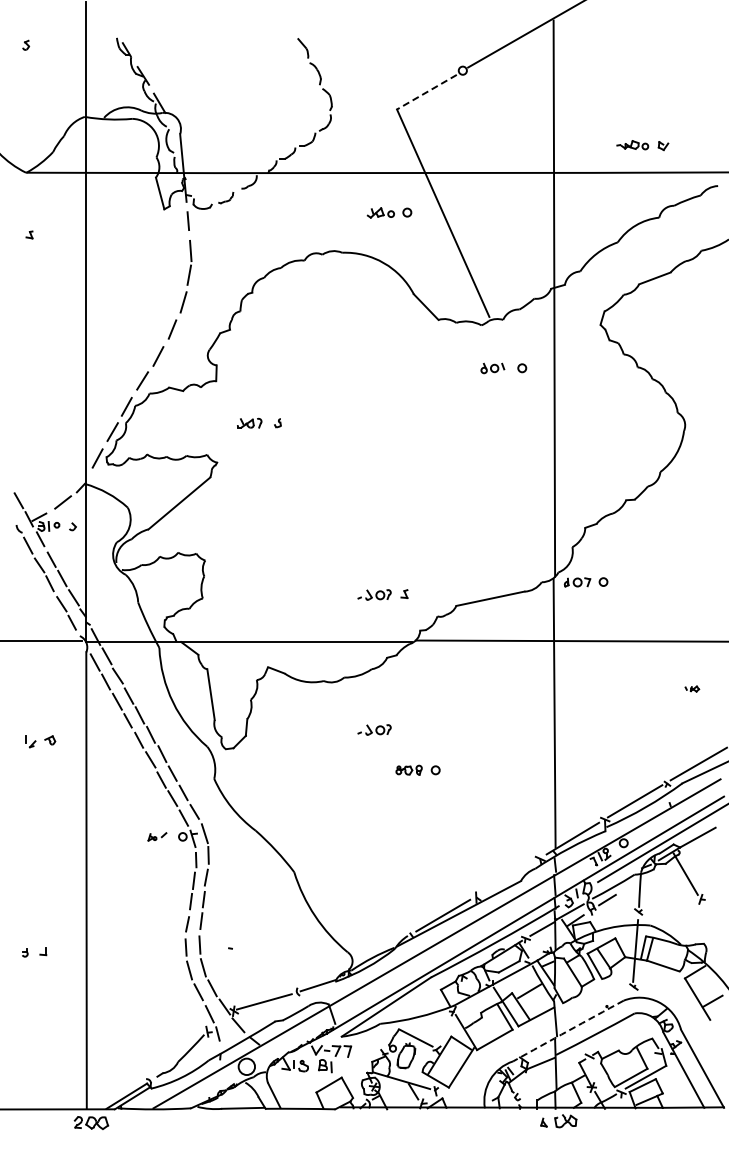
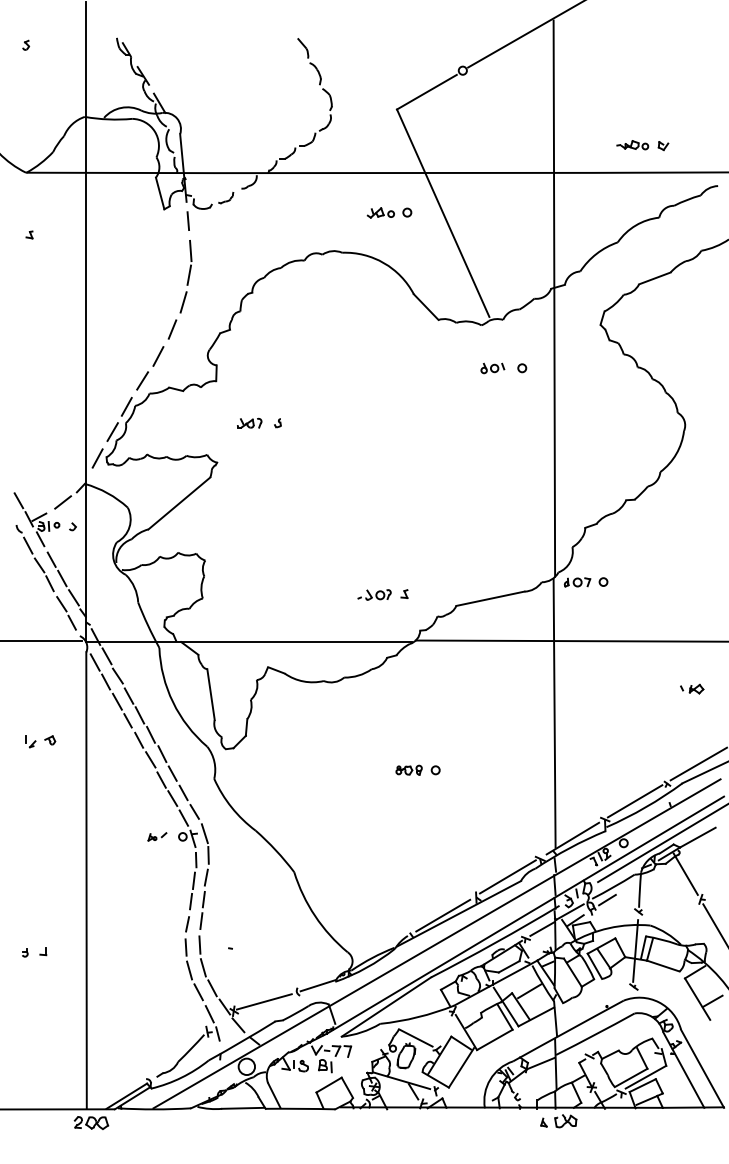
line: dashed -> solid (426, 92)
part size: 17x8 px -> 25x12 px (692, 688)
part: present -> none (374, 729)
line: none -> present (507, 876)
line: none -> present (714, 923)
arc: dashed -> solid (568, 1030)
